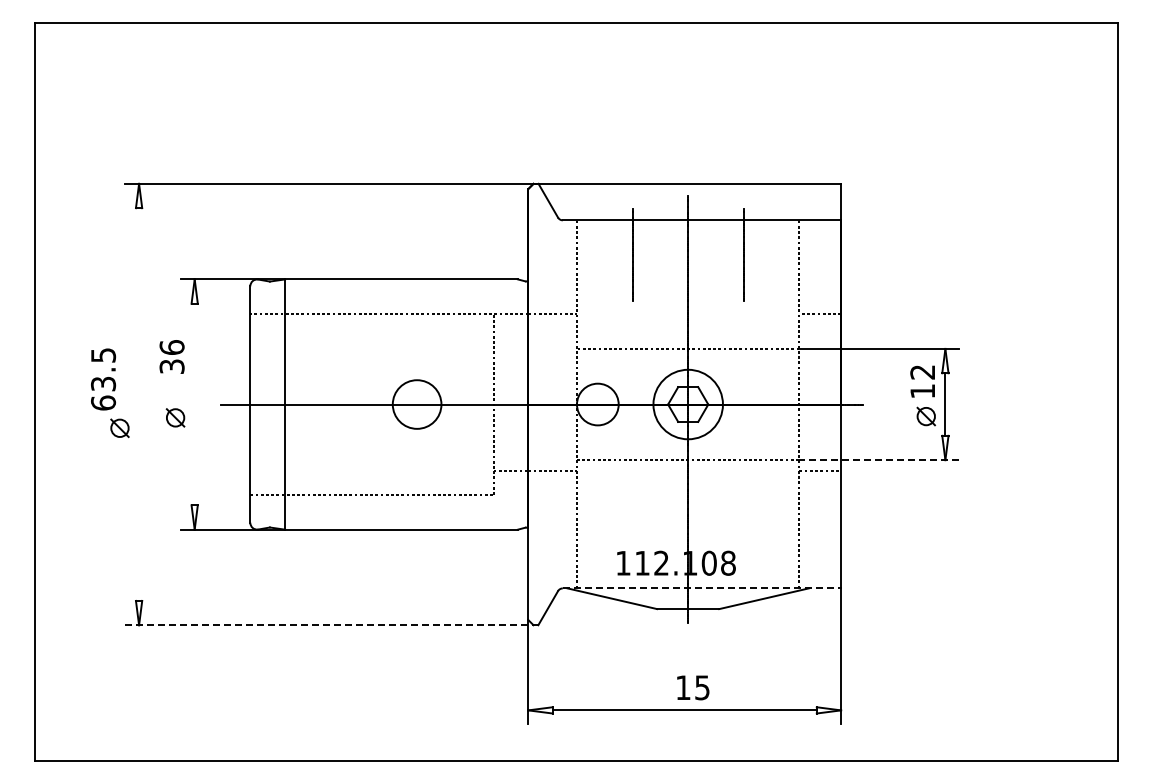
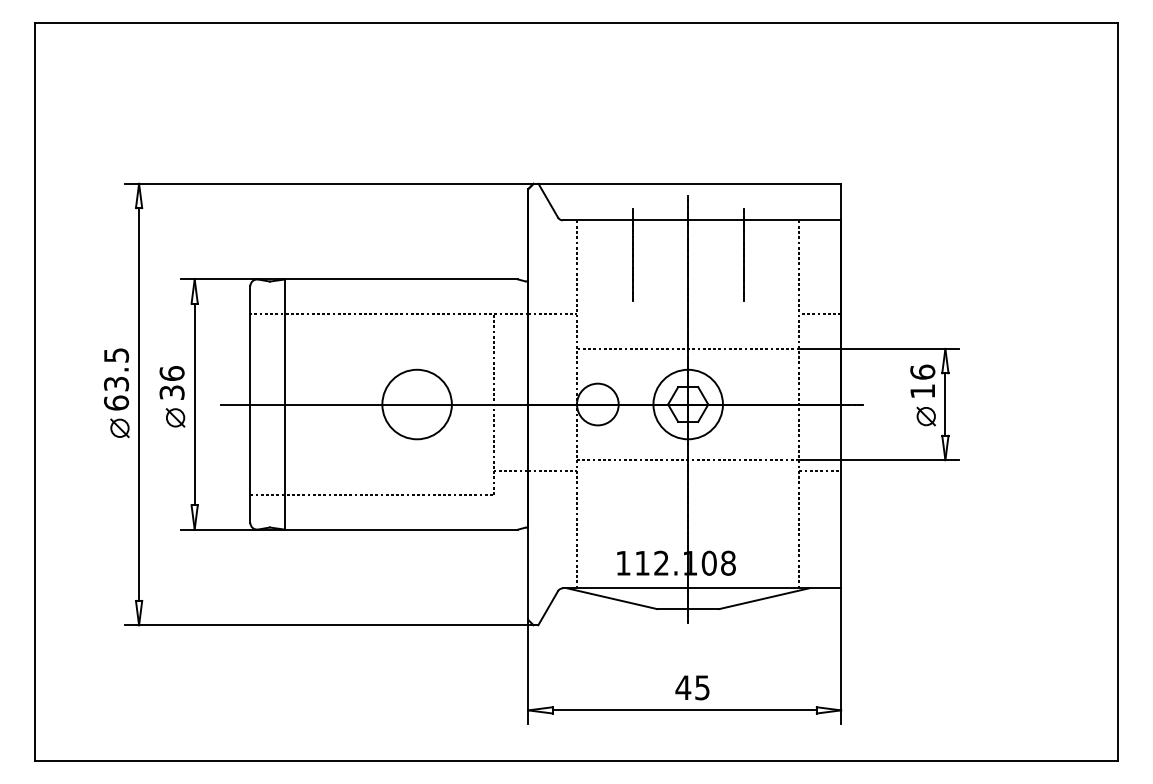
text position: (171, 356) -> (171, 382) (171, 382)
text: 12 -> 16 (922, 371)
text position: (103, 379) -> (116, 379) (116, 379)
line: none -> present (139, 404)
line: none -> present (194, 404)
circle diameter: 49 px -> 70 px (416, 404)
line: dashed -> solid (879, 460)
line: dashed -> solid (702, 588)
line: dashed -> solid (329, 625)
text: 15 -> 45 (683, 687)
